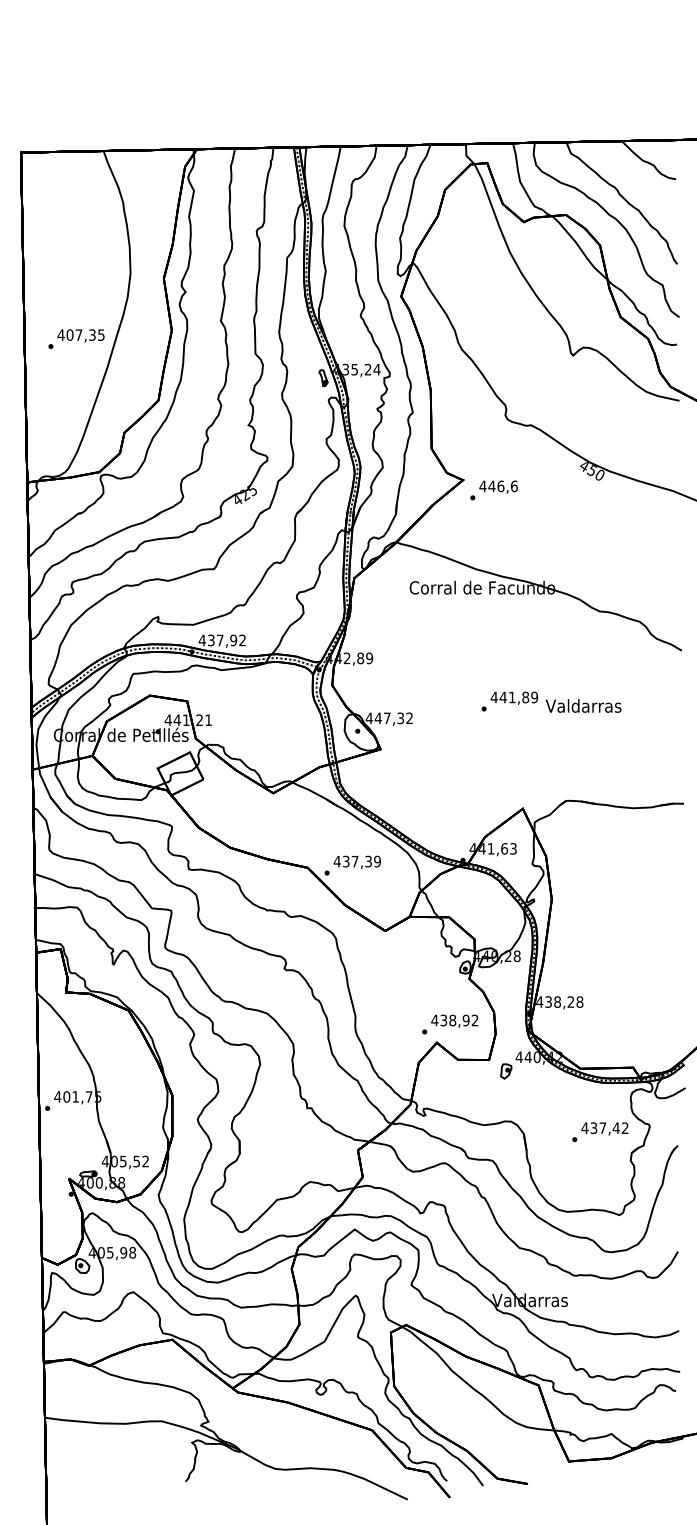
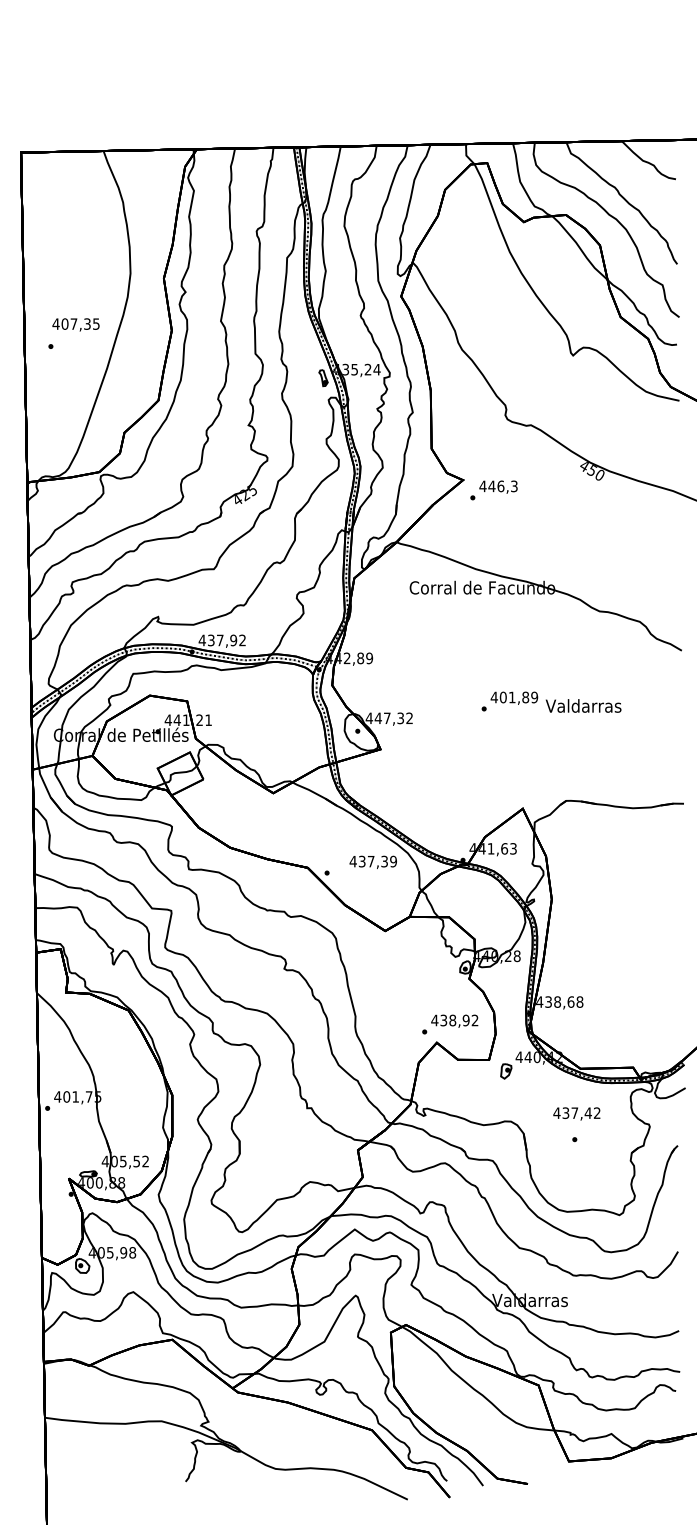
text position: (80, 335) -> (75, 324) (75, 324)
text: 446,6 -> 446,3 (514, 486)
text: 441,89 -> 401,89 (502, 697)
text position: (356, 861) -> (372, 861) (372, 861)
text: 438,28 -> 438,68 (570, 1001)
text position: (604, 1128) -> (576, 1113) (576, 1113)
